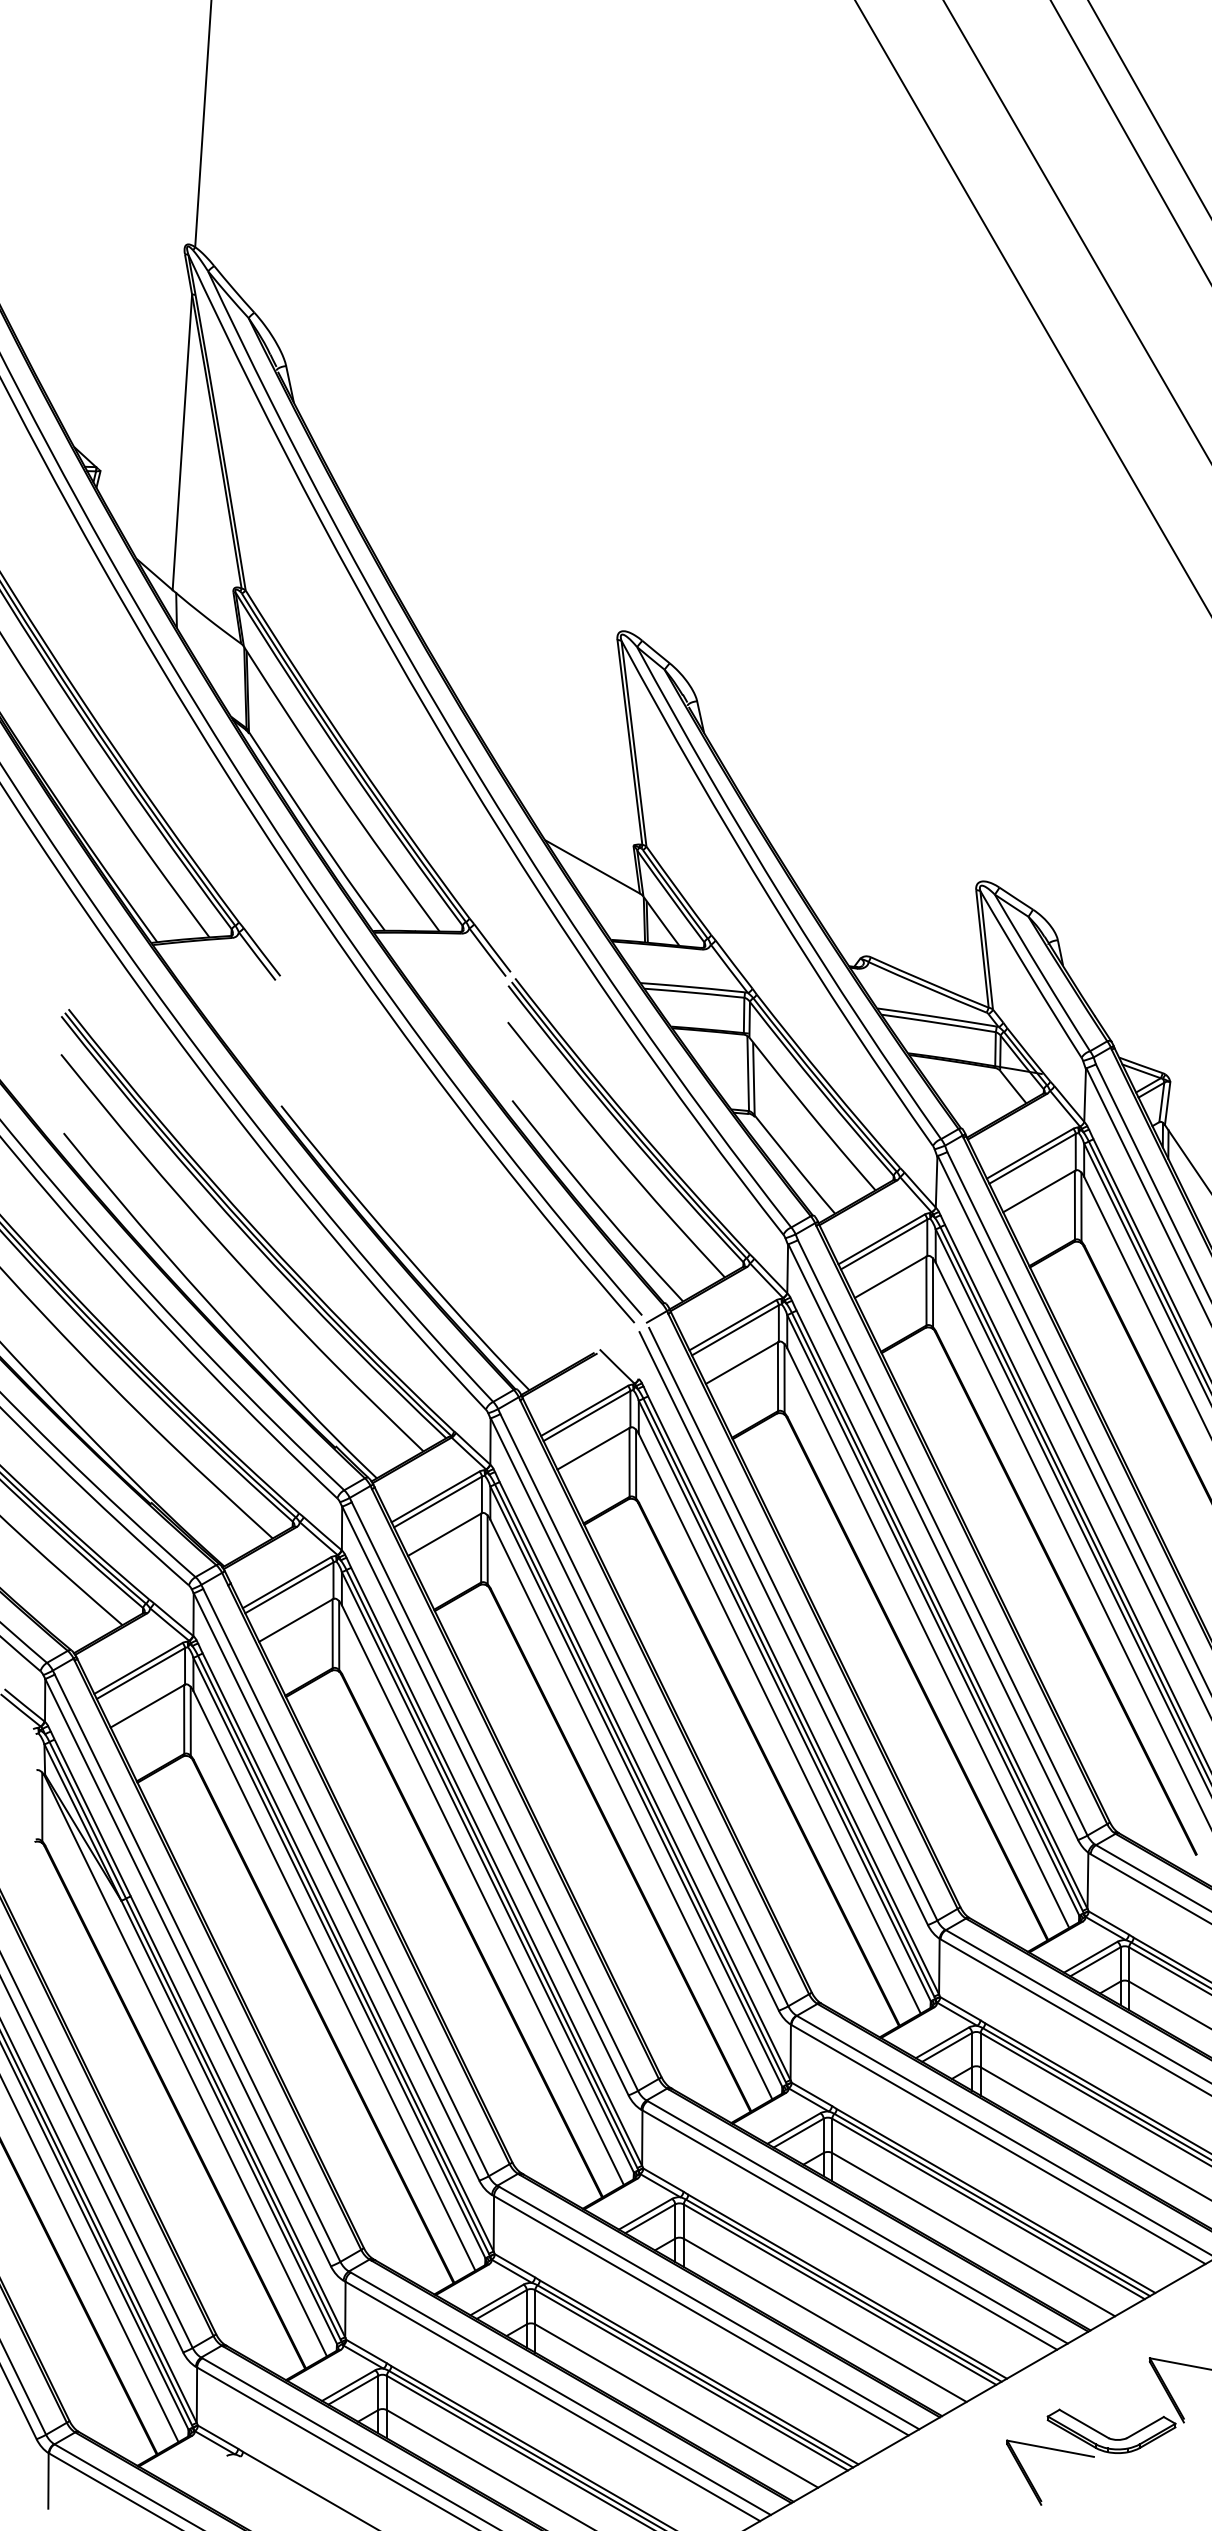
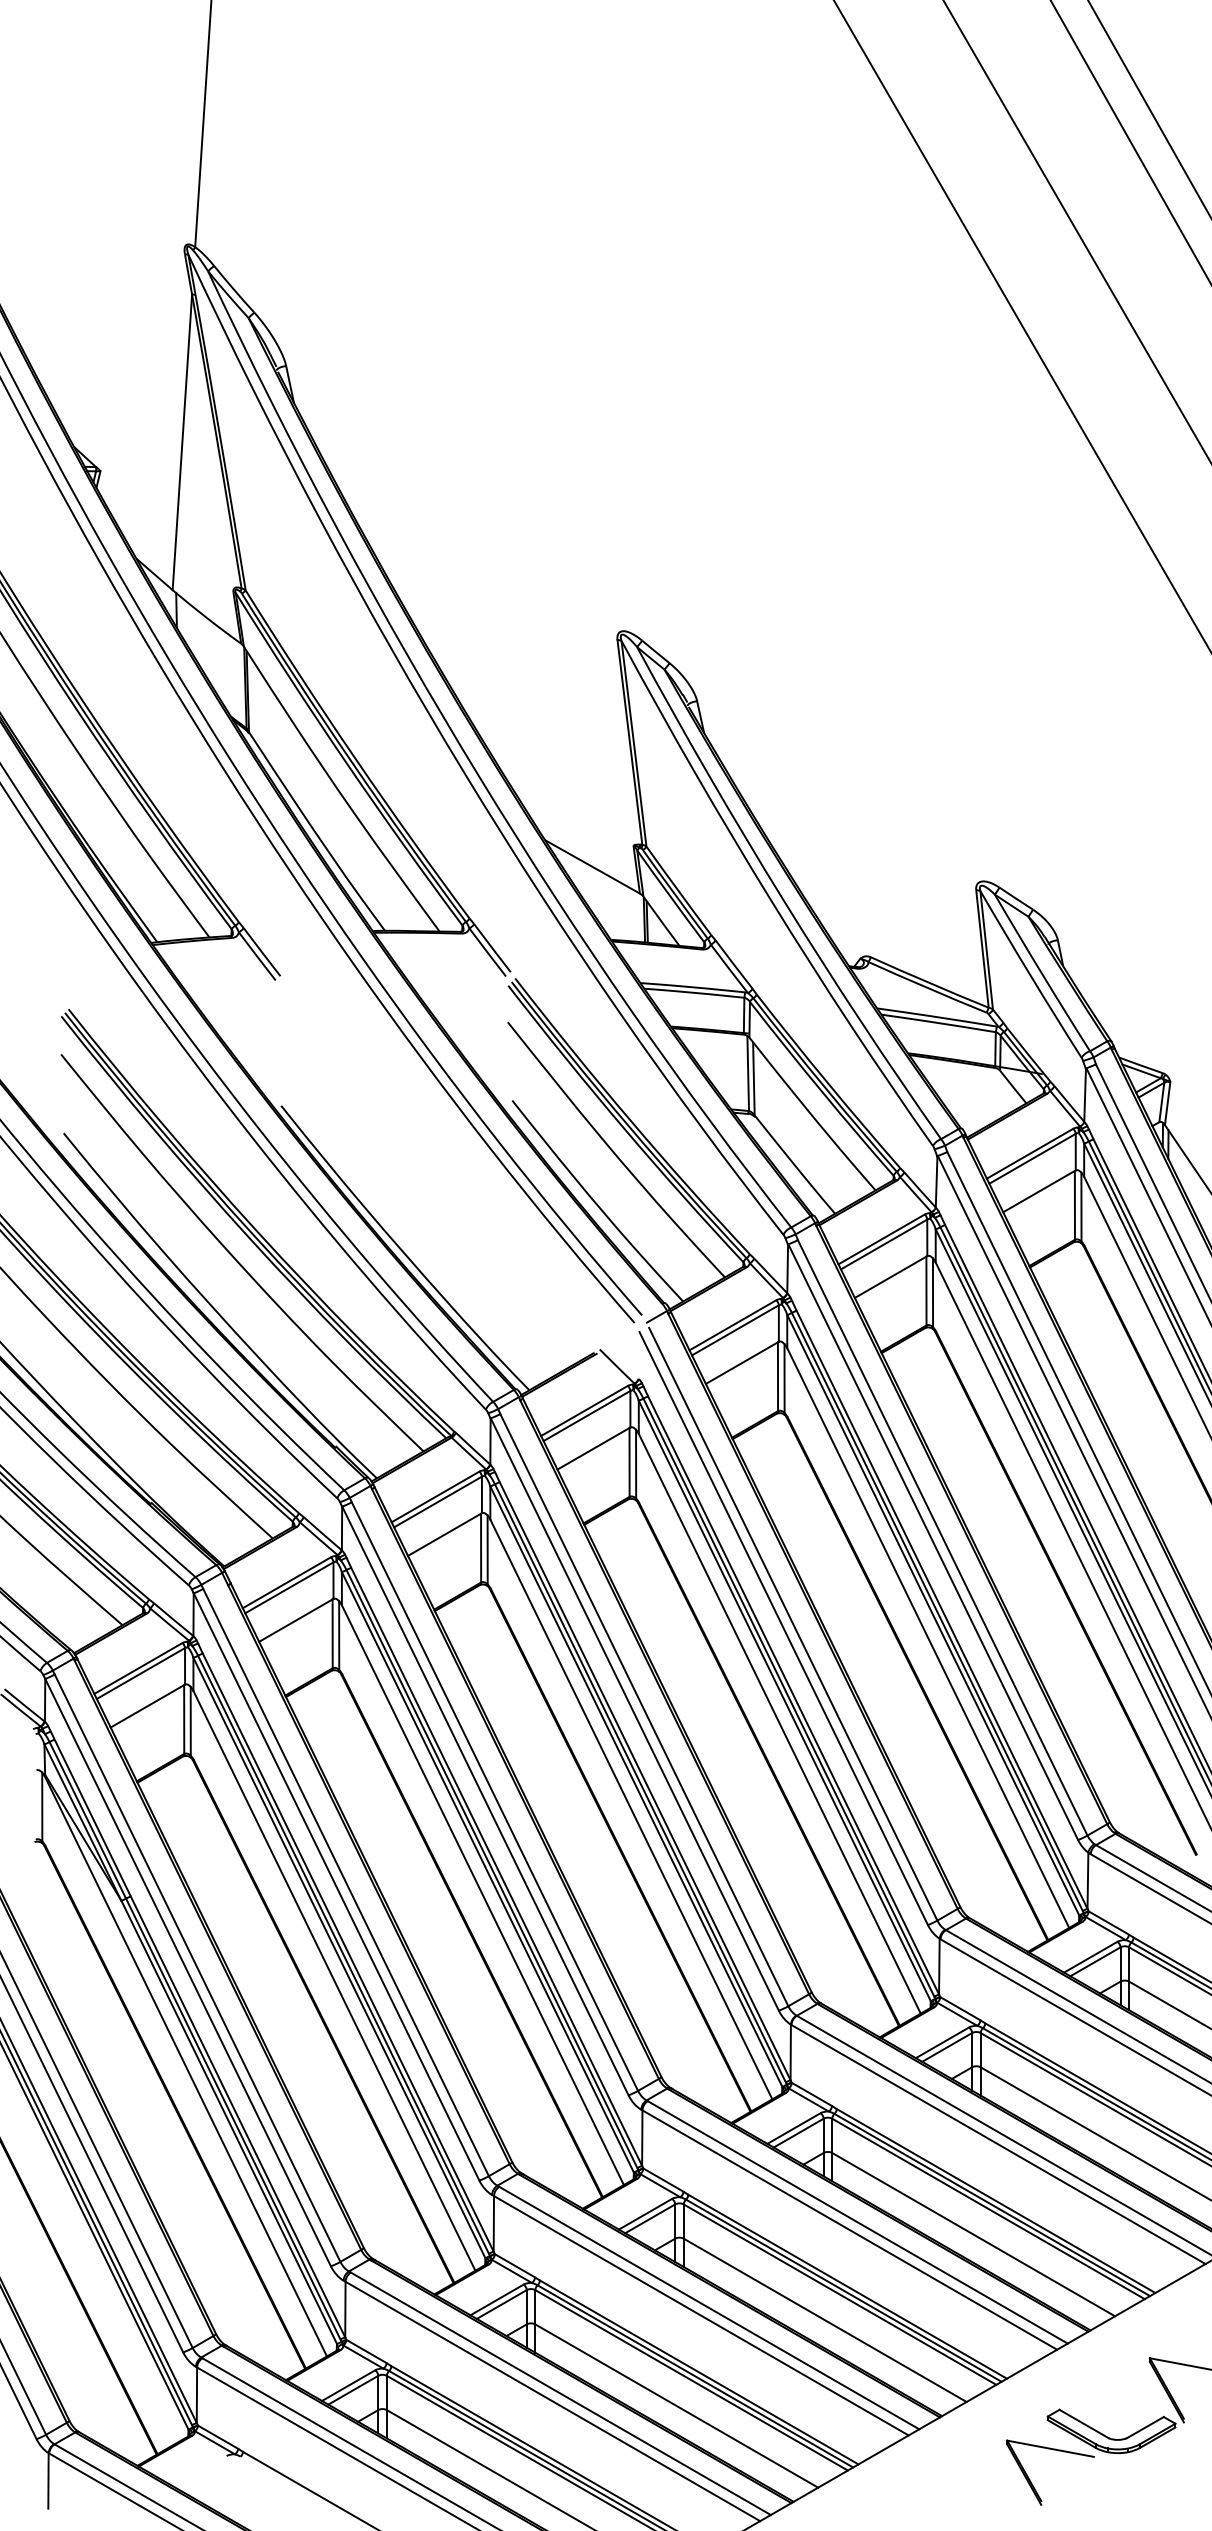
line position: (1032, 306) -> (1021, 325) (1021, 325)
line: present -> none (90, 2260)
